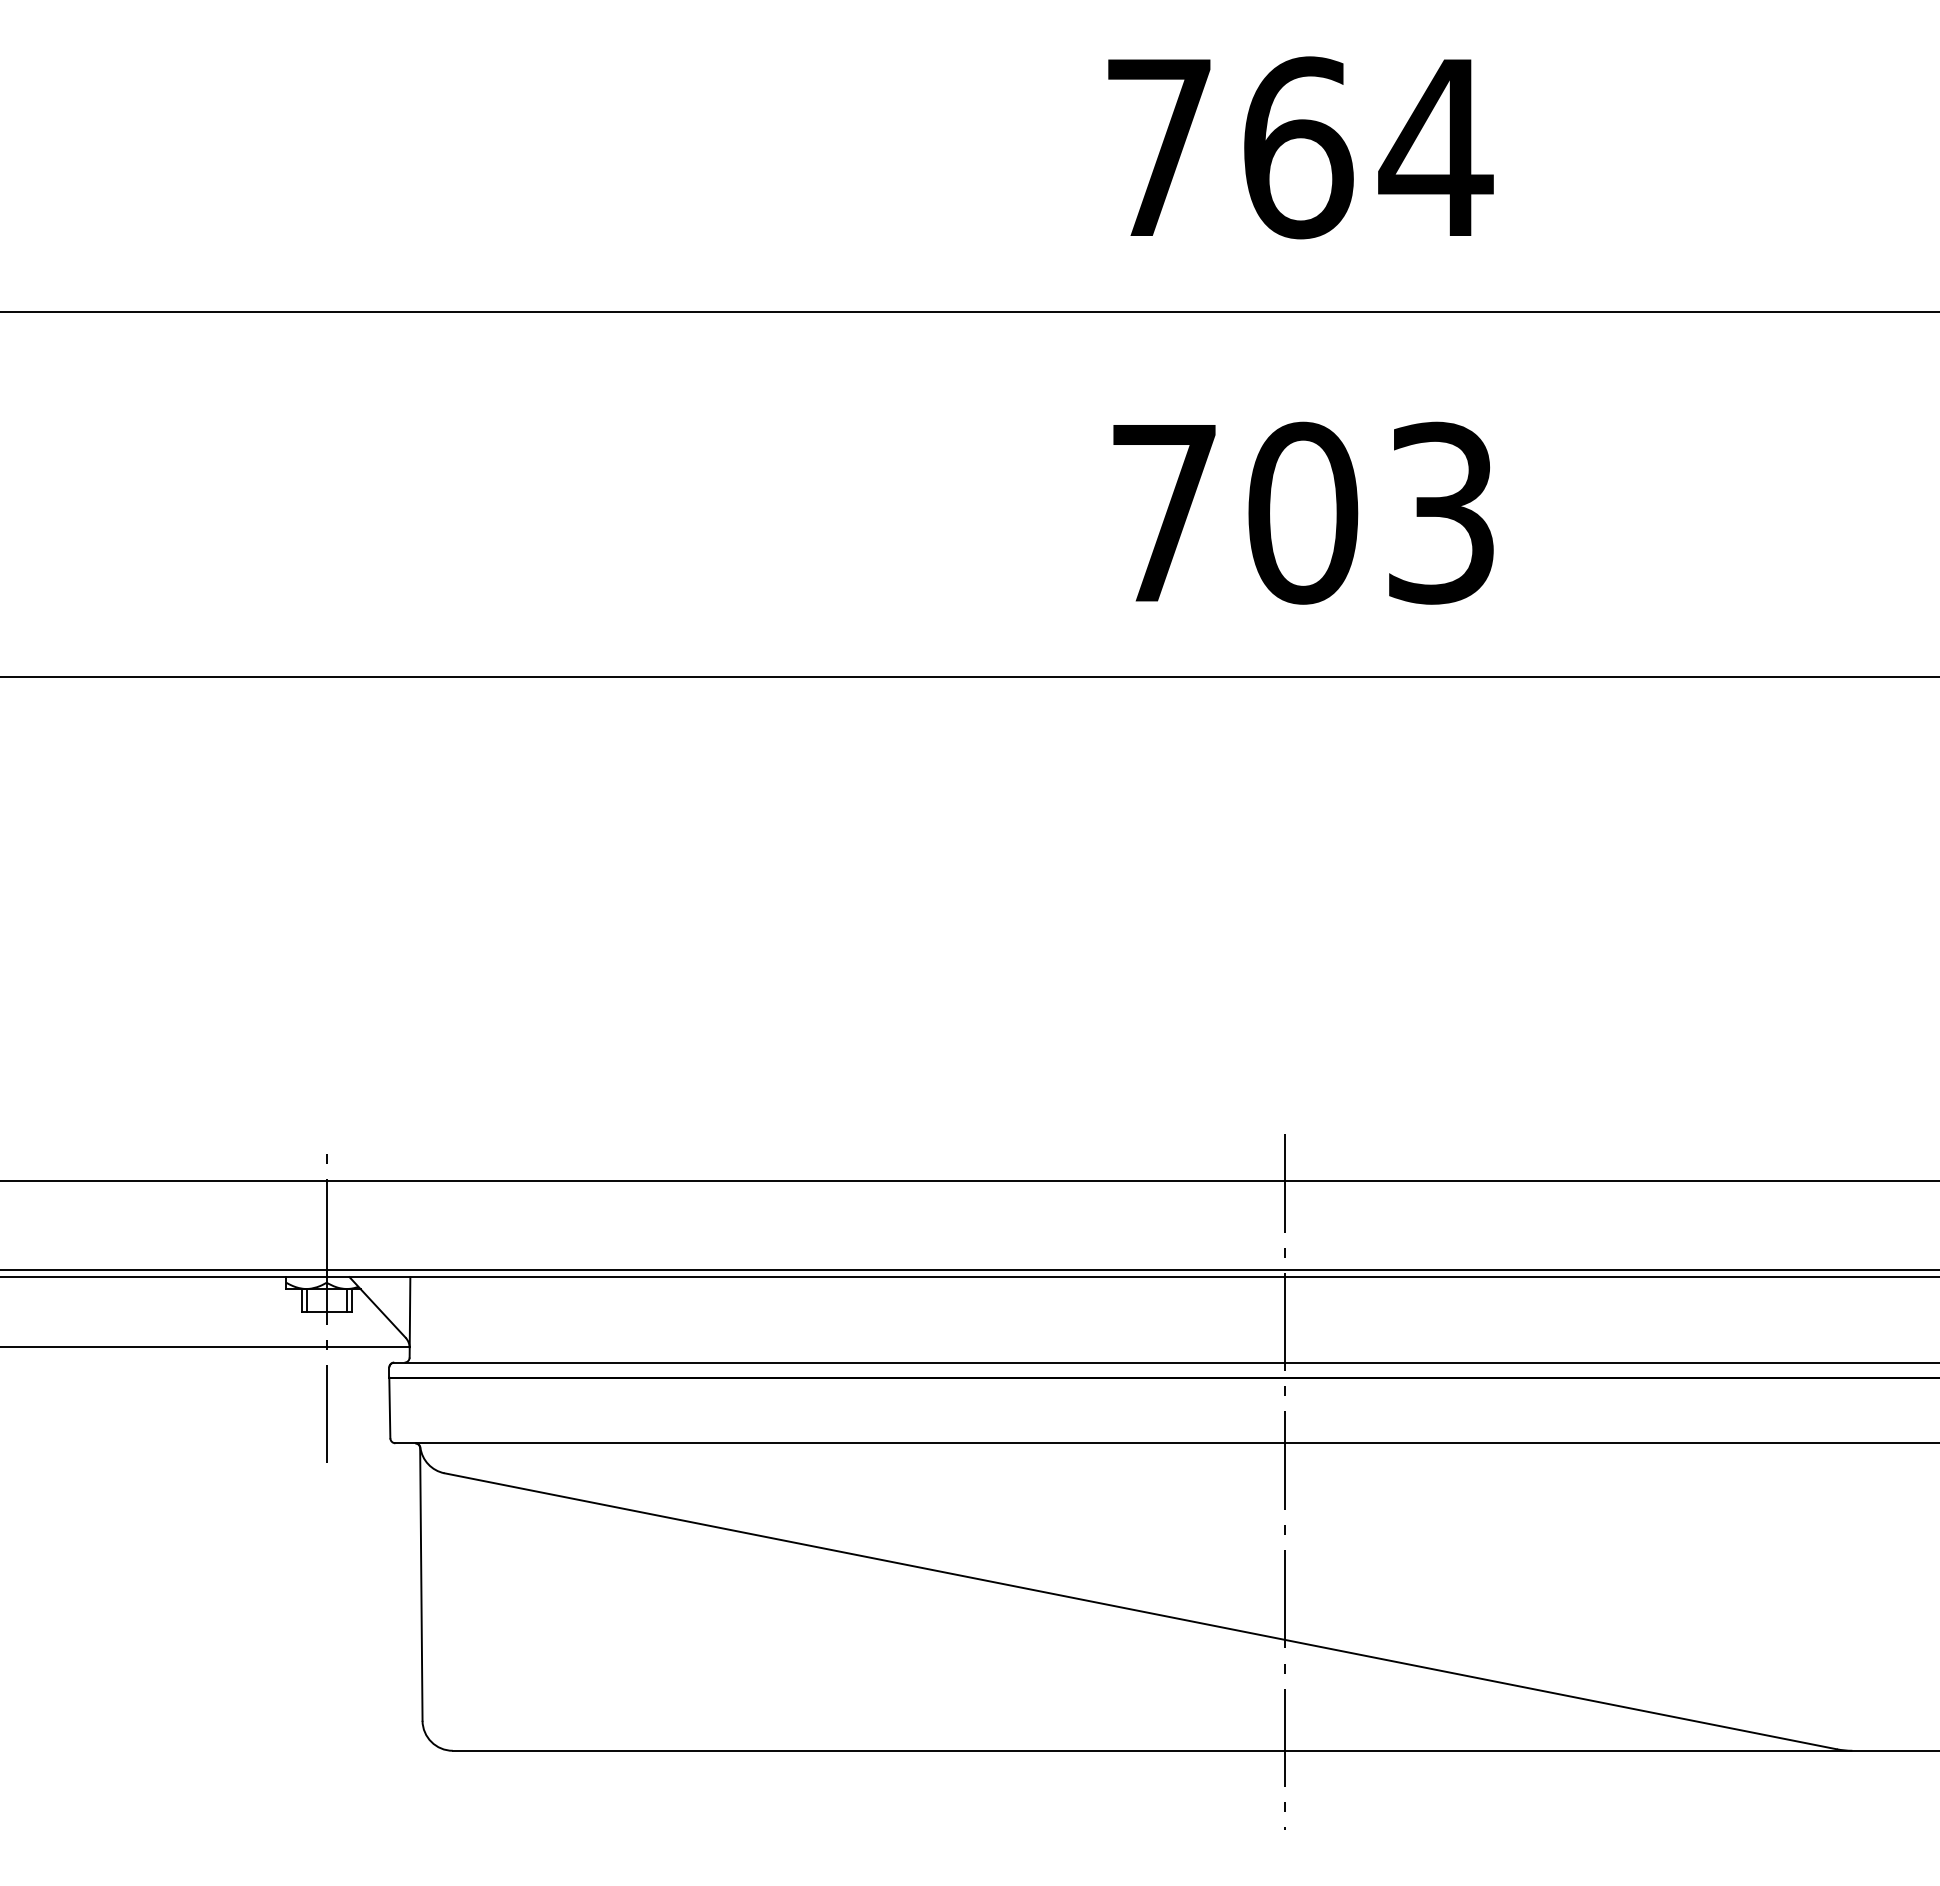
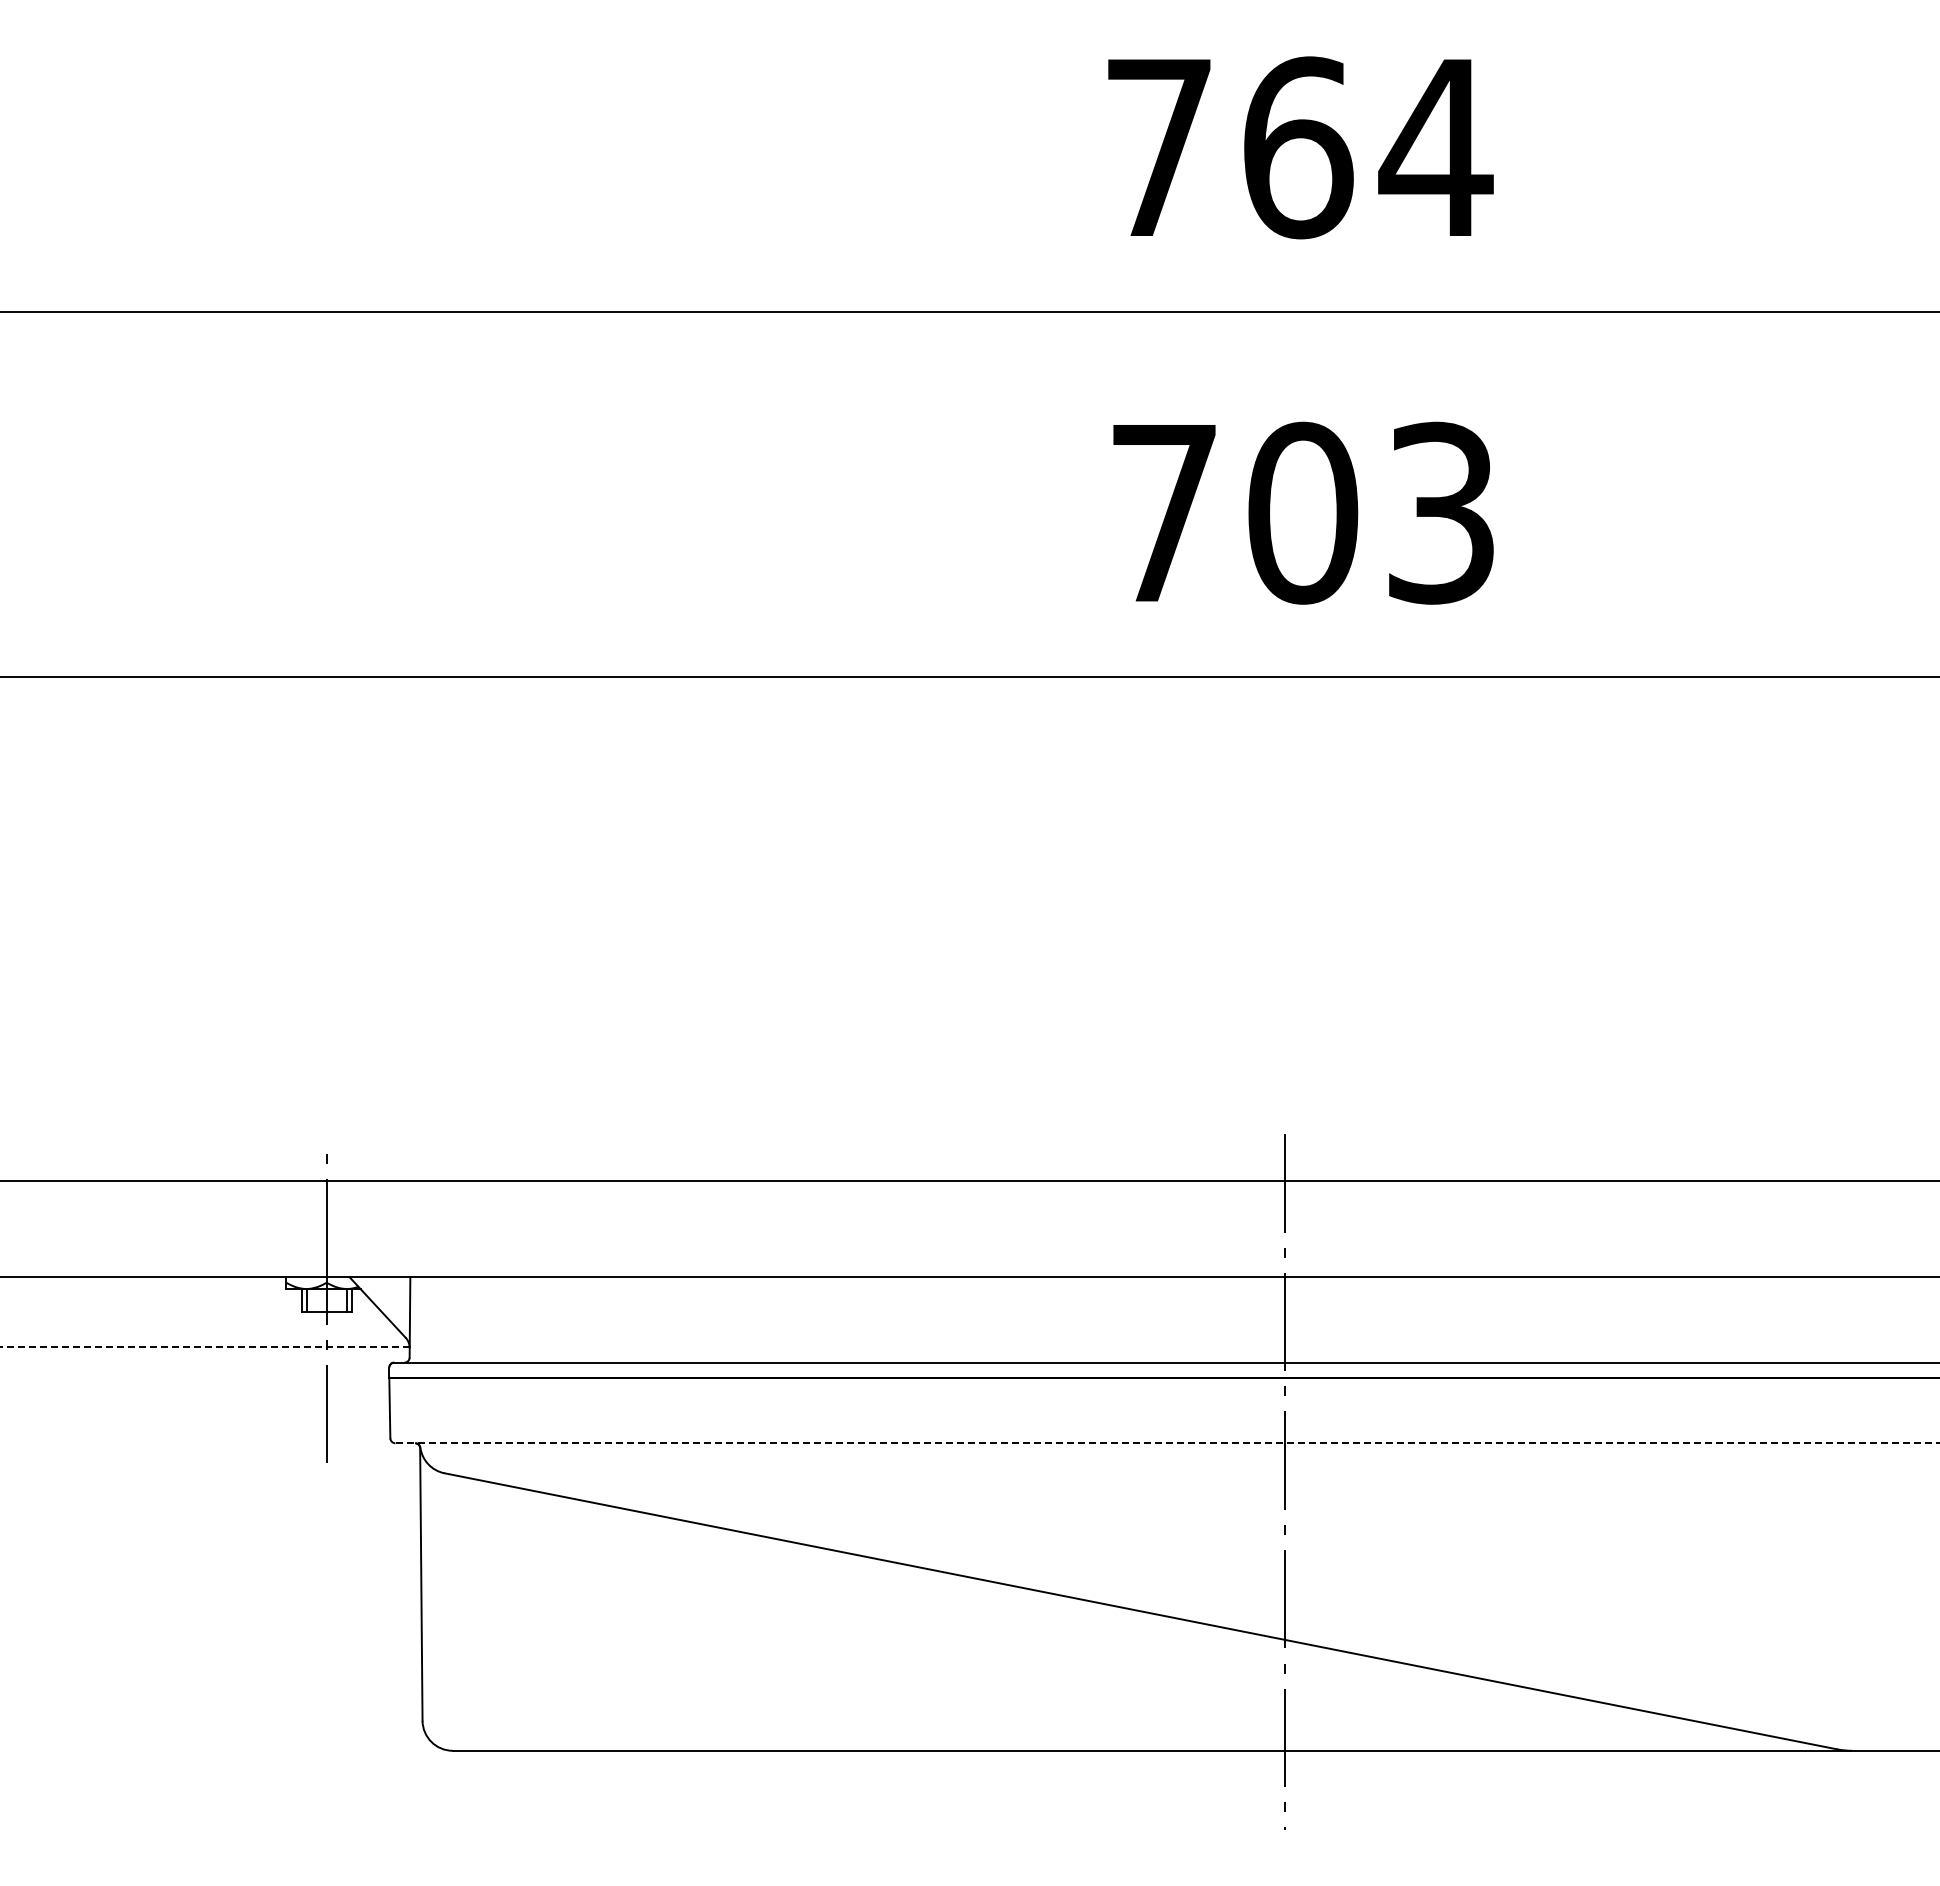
line: present -> none (969, 1269)
line: solid -> dashed (204, 1347)
line: solid -> dashed (1167, 1443)
